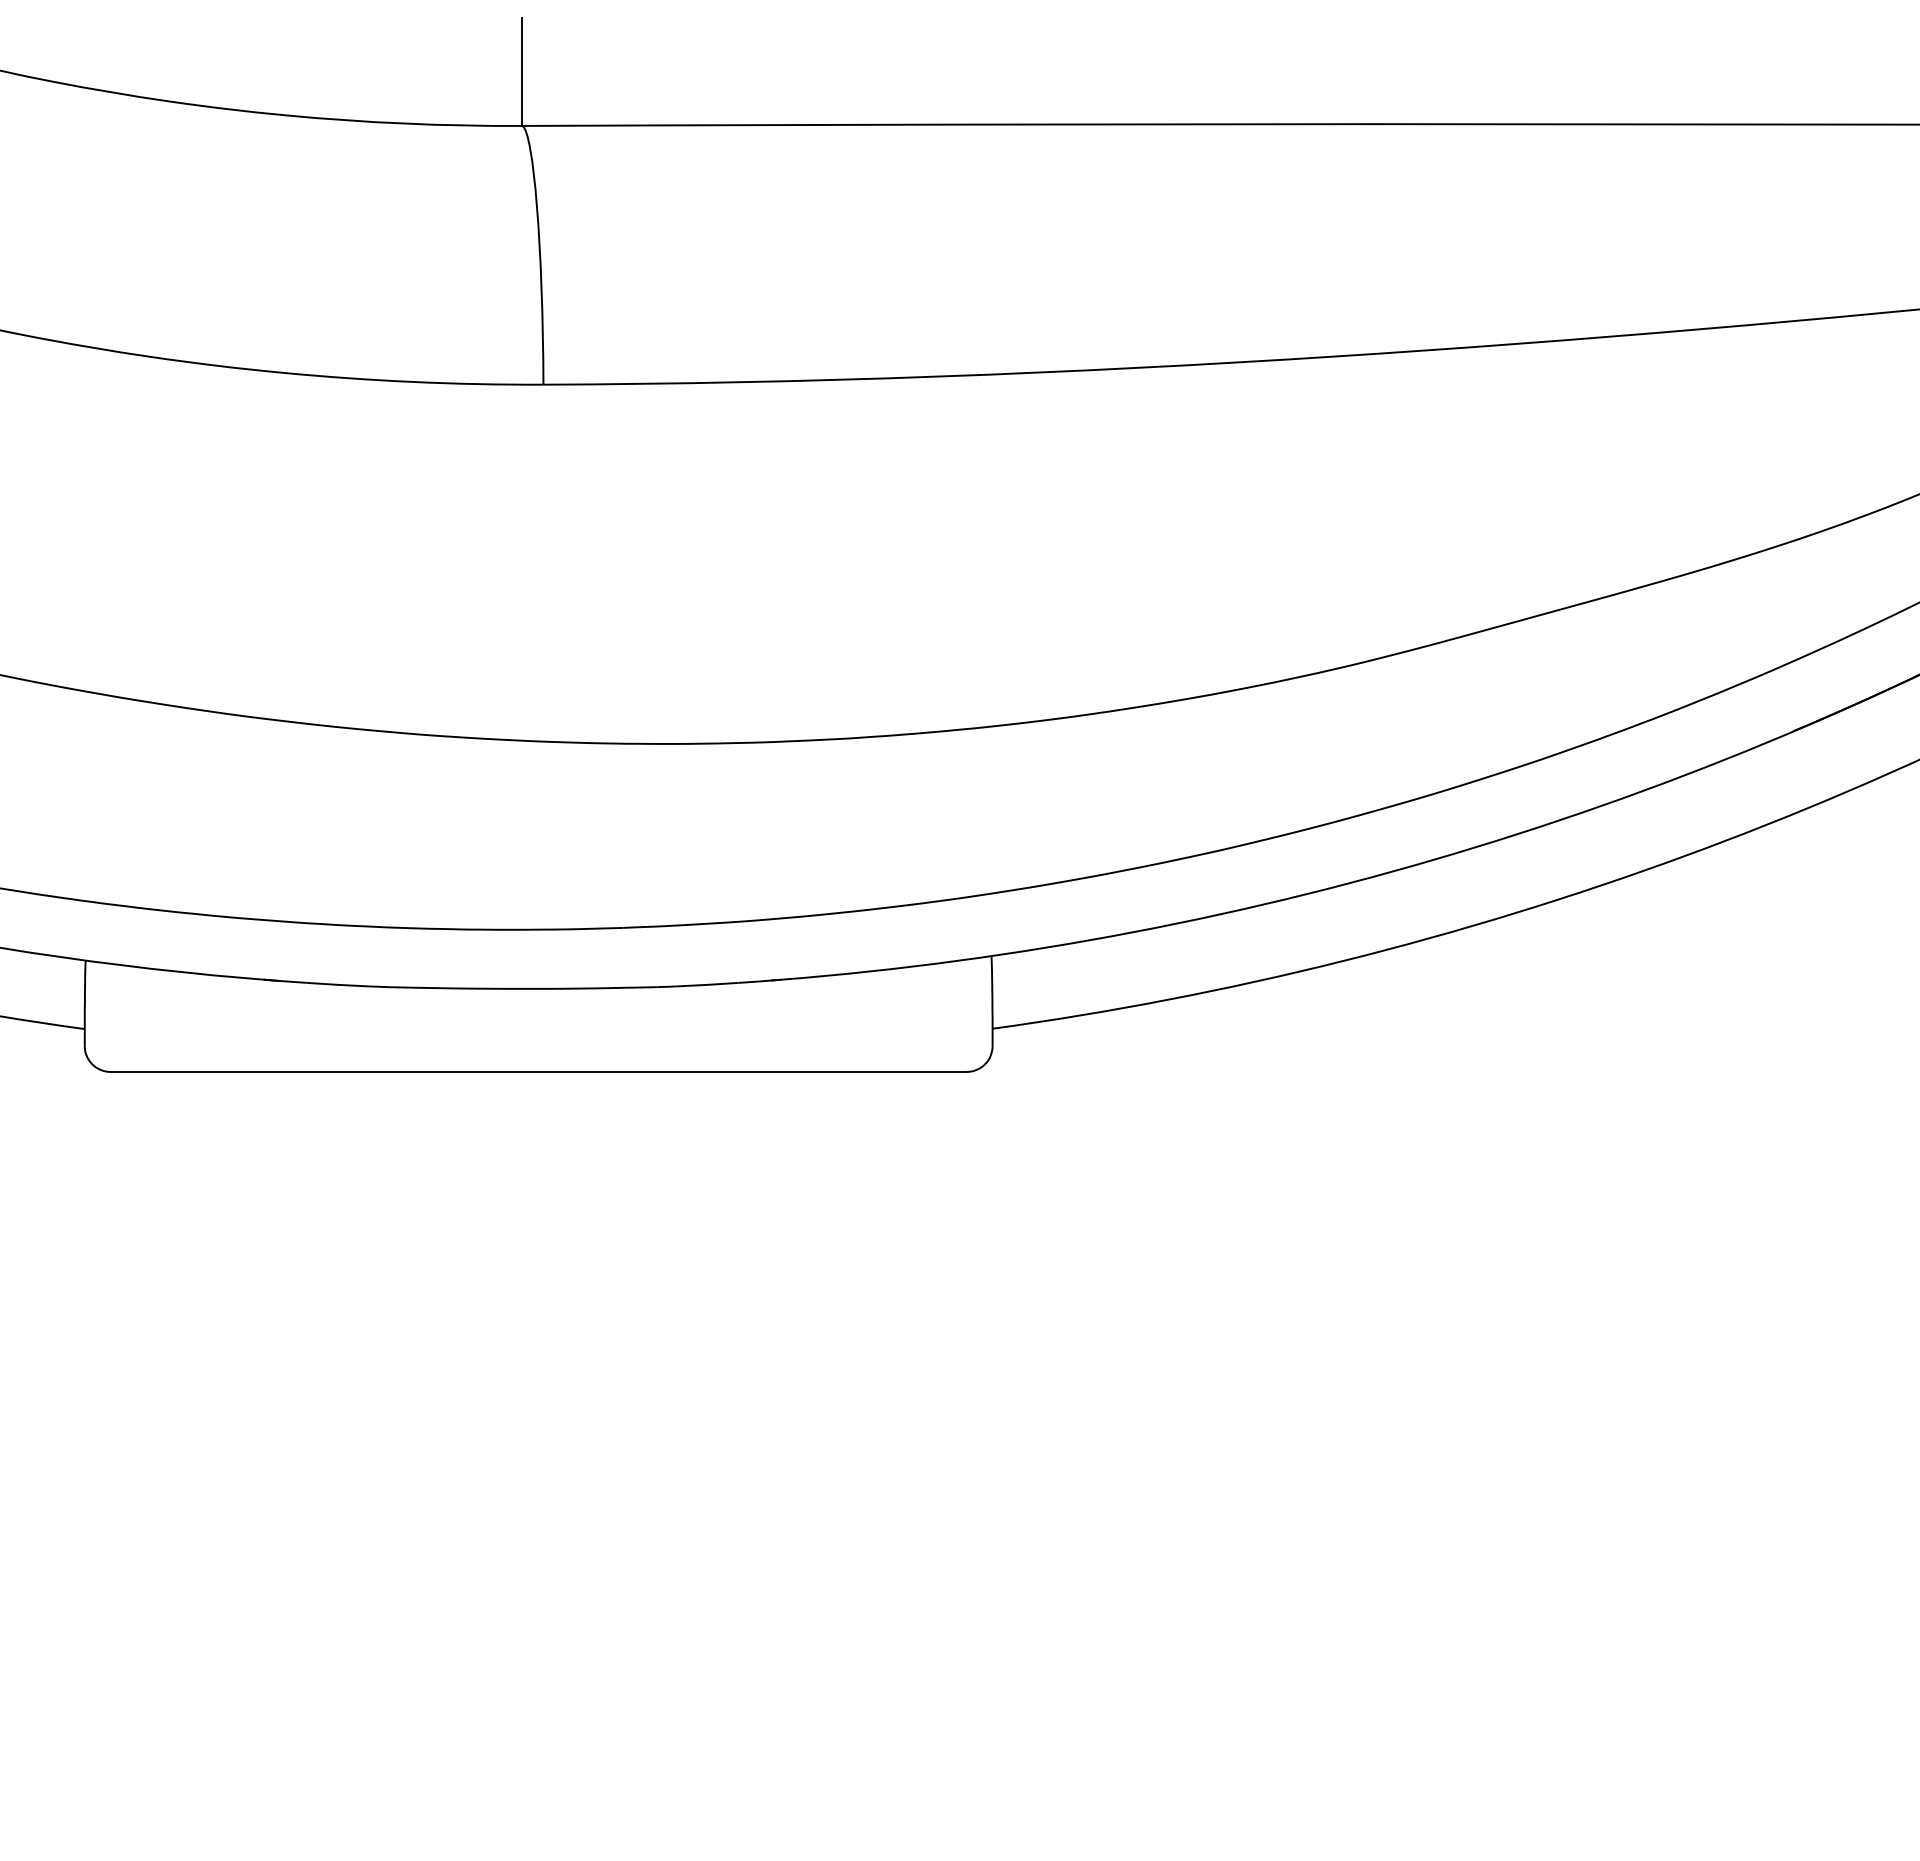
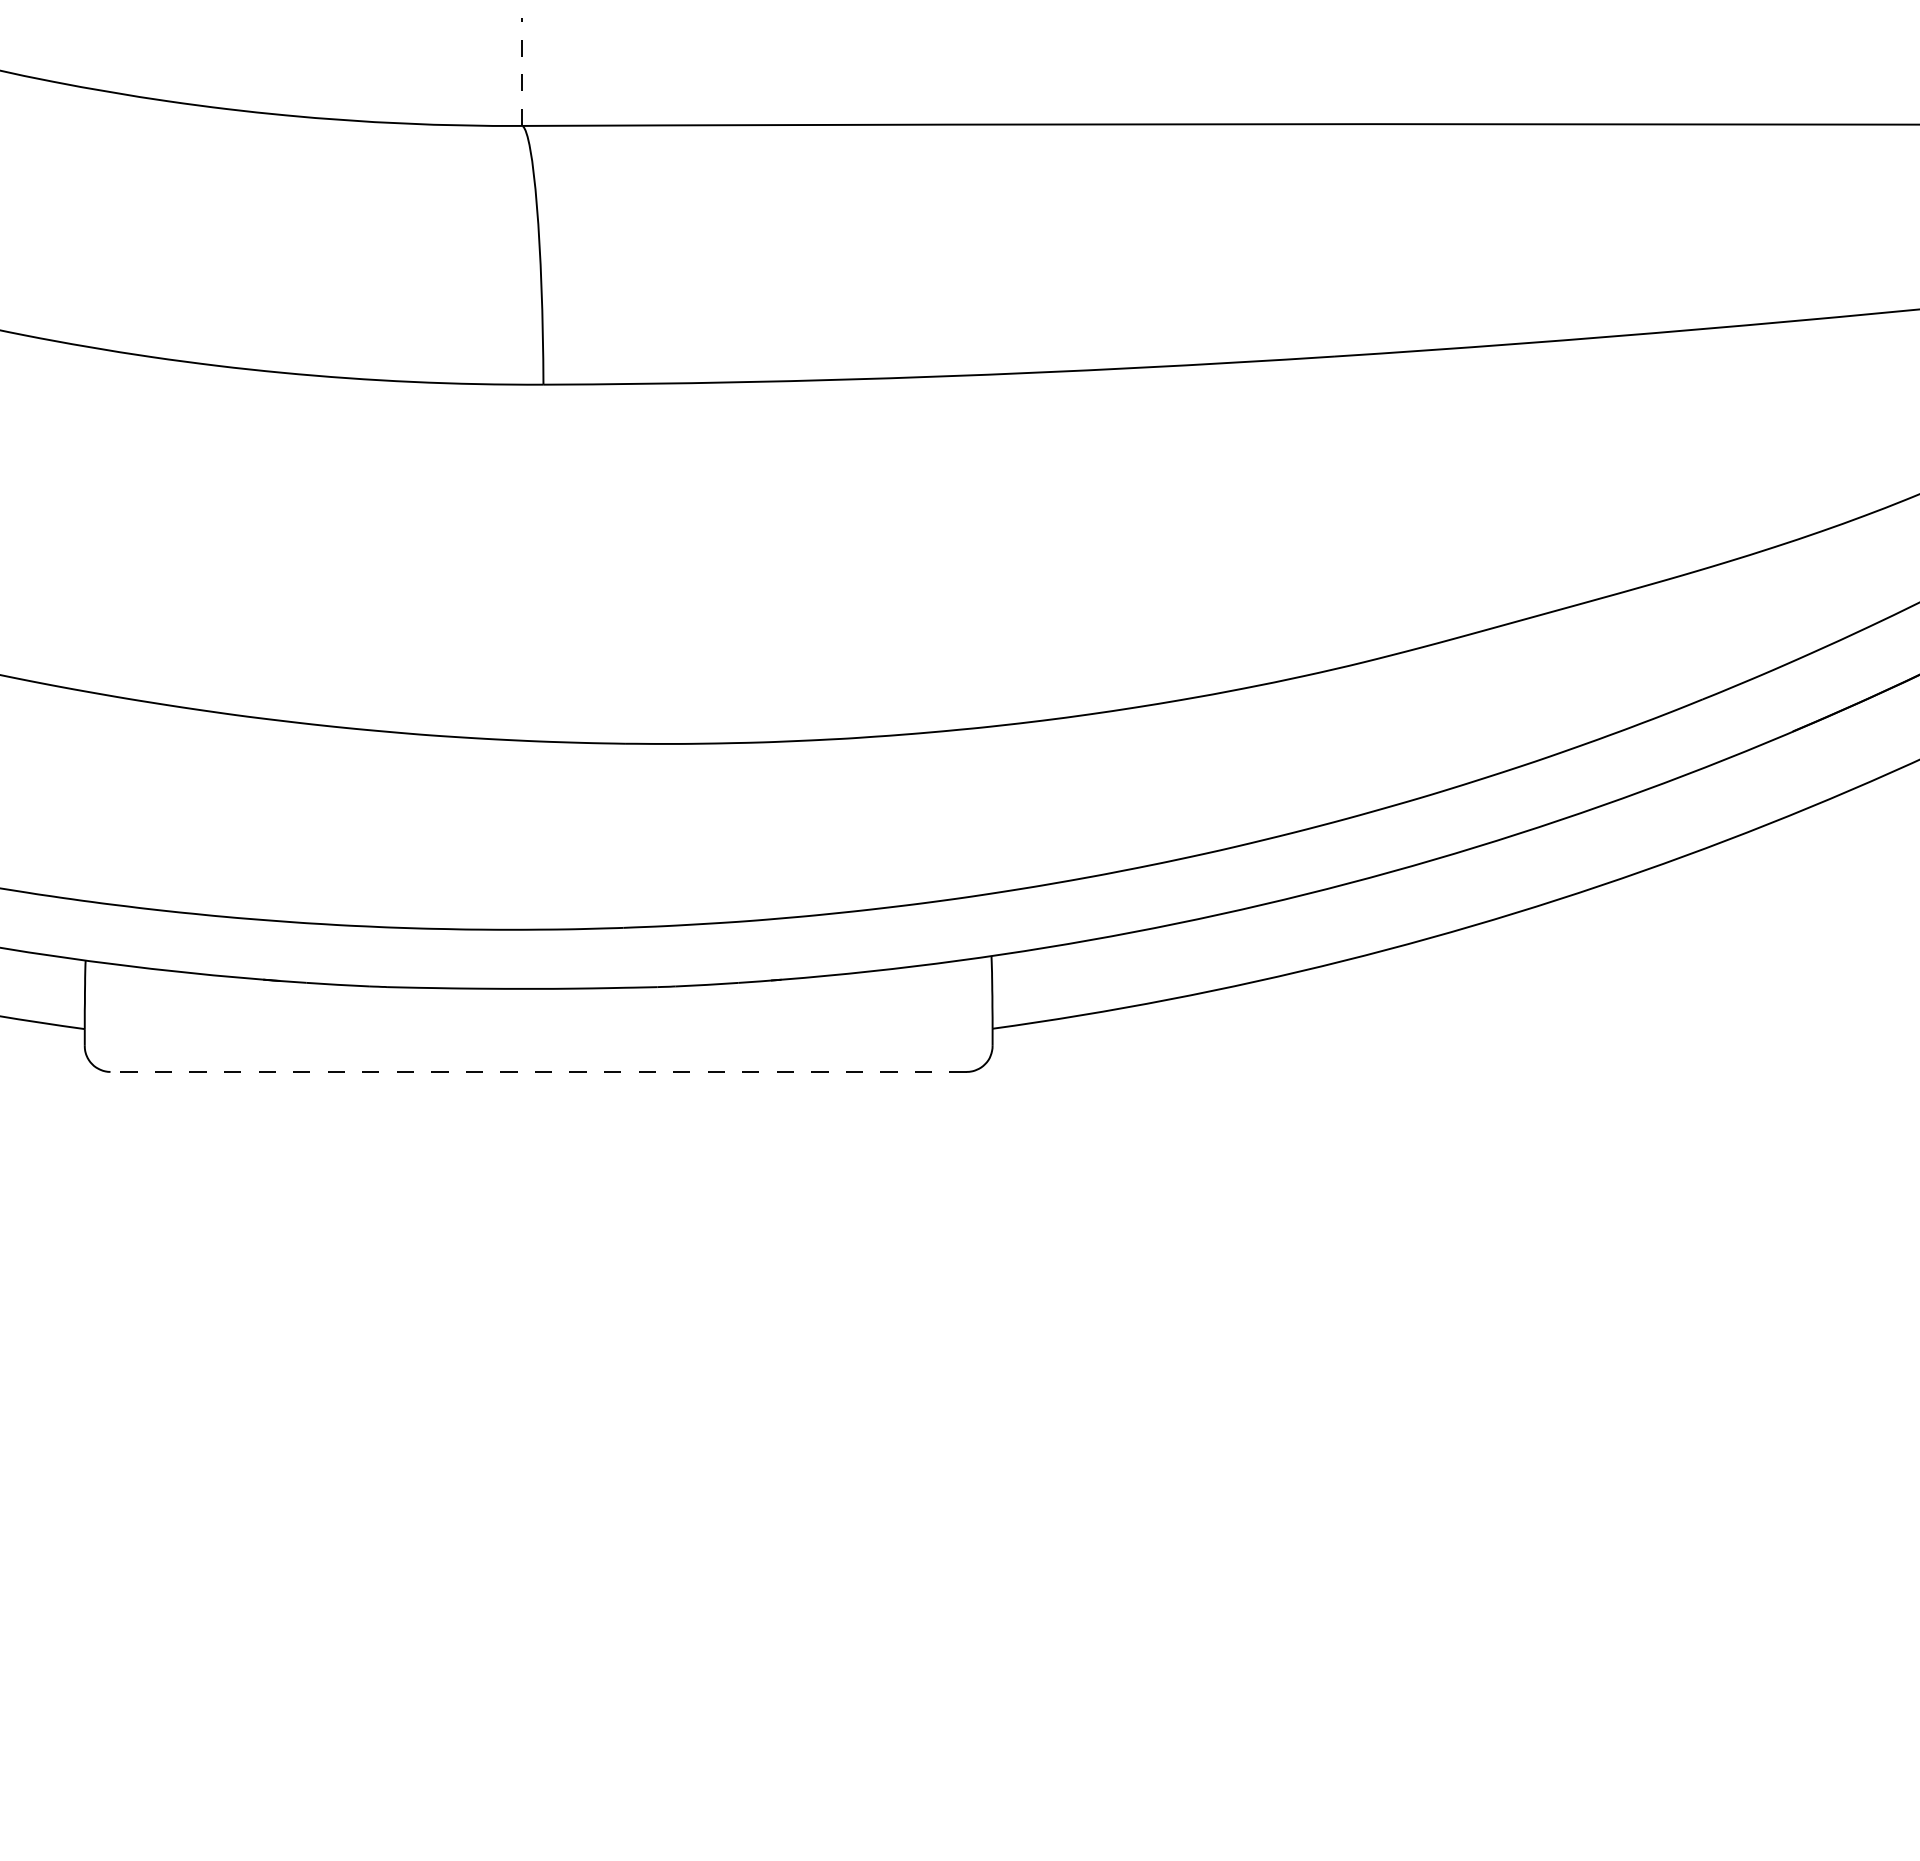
line: solid -> dashed (522, 71)
line: solid -> dashed (538, 1071)
